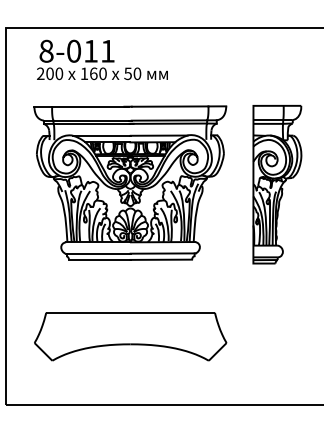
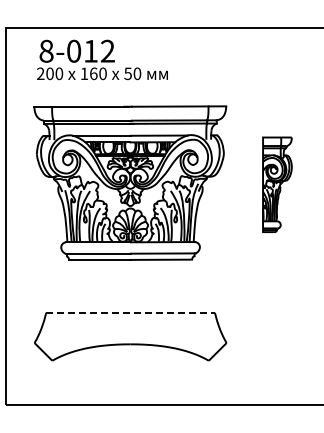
text: 8-011 -> 8-012 (107, 50)
part size: 51x160 px -> 31x97 px (277, 184)
line: solid -> dashed (131, 312)
